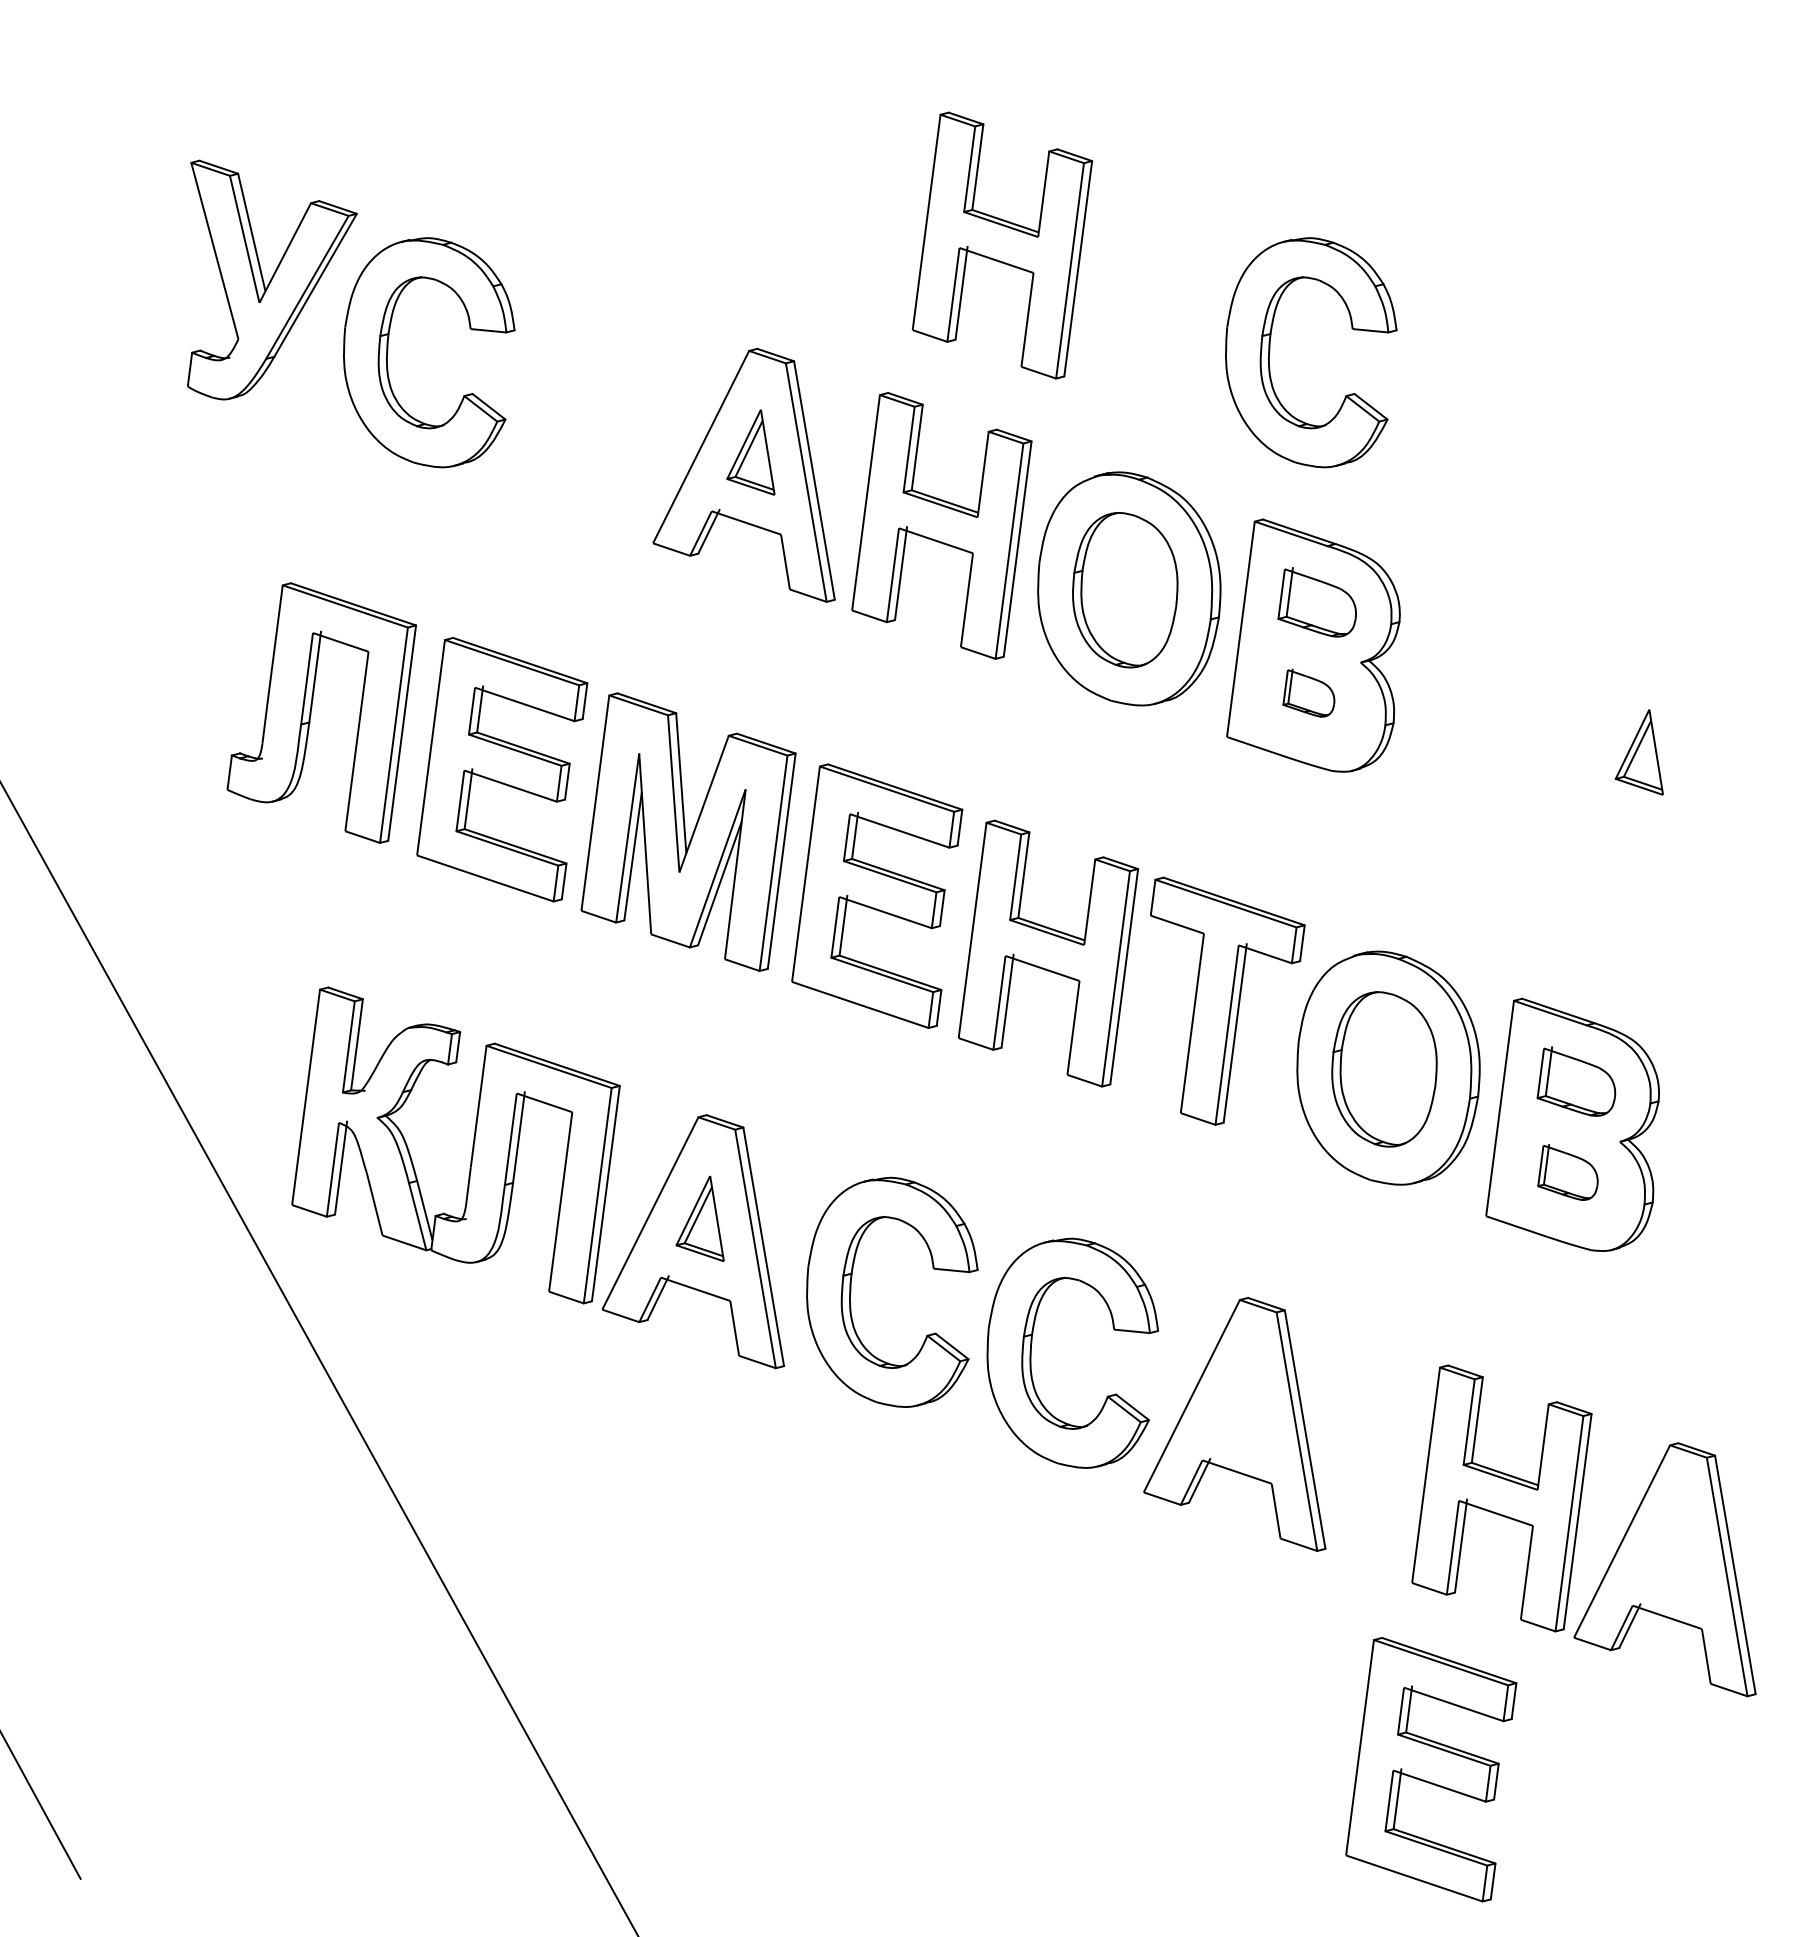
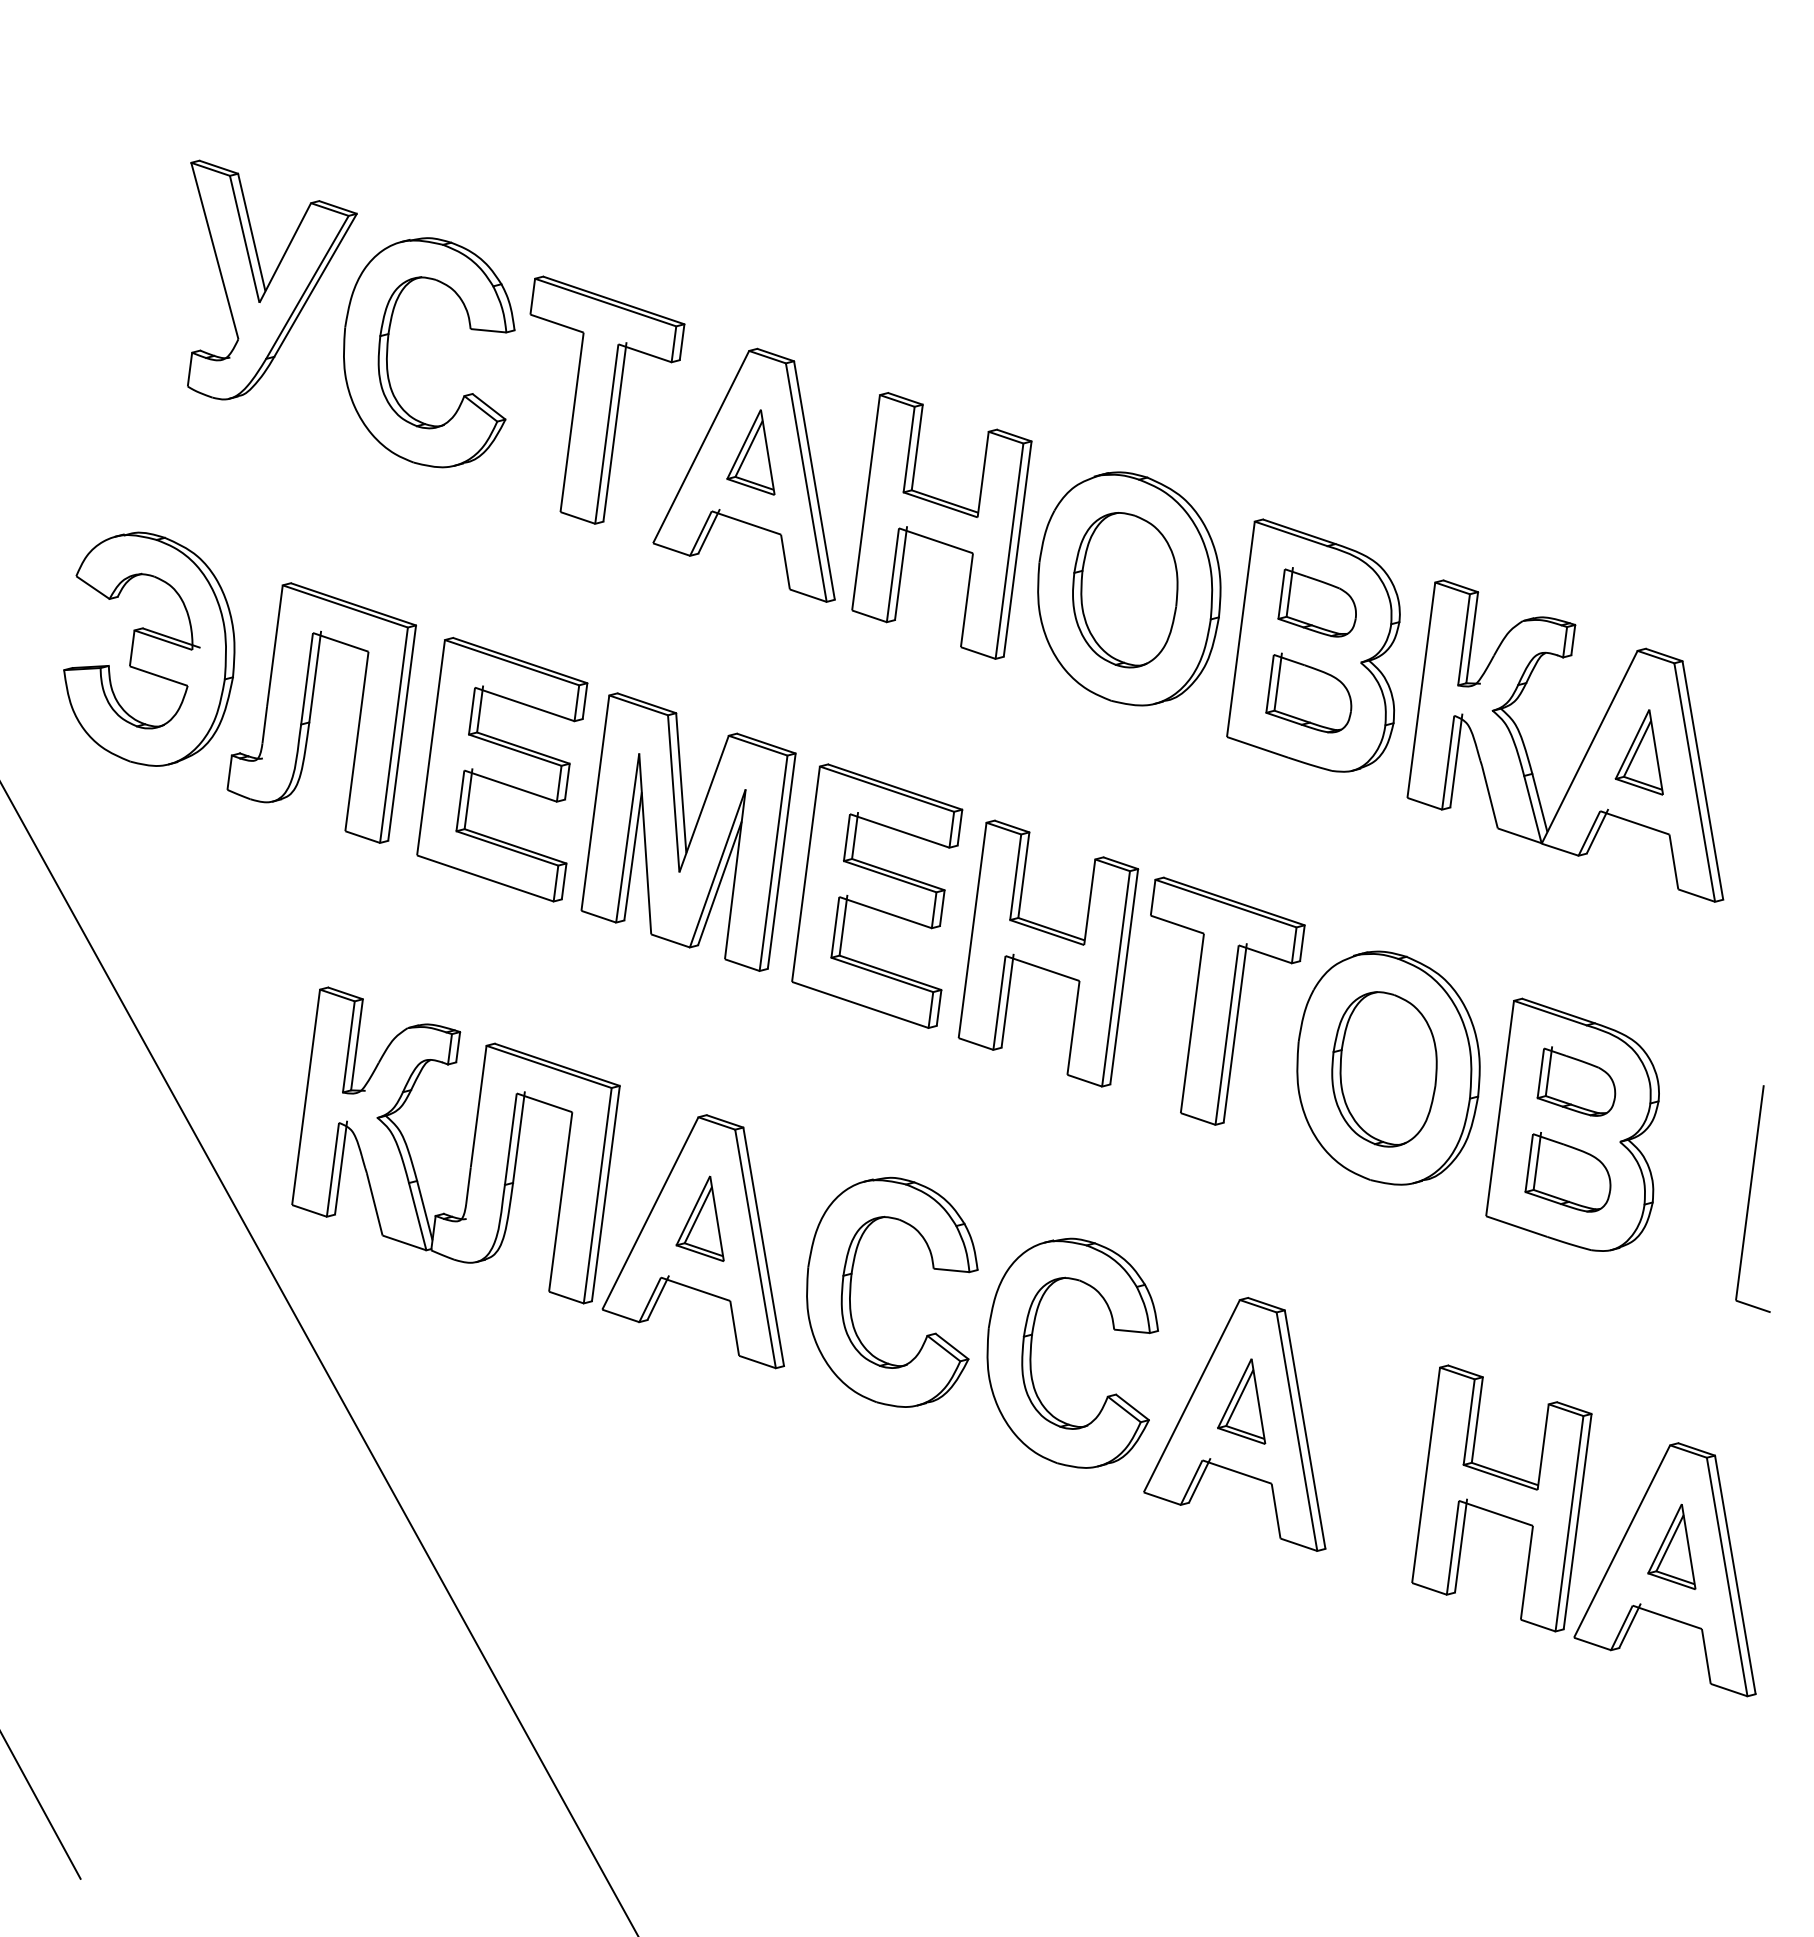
part: present -> none (1002, 245)
part: present -> none (1270, 351)
part: none -> present (607, 399)
part: none -> present (149, 648)
part size: 54x50 px -> 88x82 px (1308, 692)
part: none -> present (1586, 751)
part size: 62x57 px -> 88x81 px (1567, 1172)
part: none -> present (1752, 1198)
part: none -> present (1241, 1401)
part: none -> present (1671, 1546)
part: present -> none (1431, 1769)
